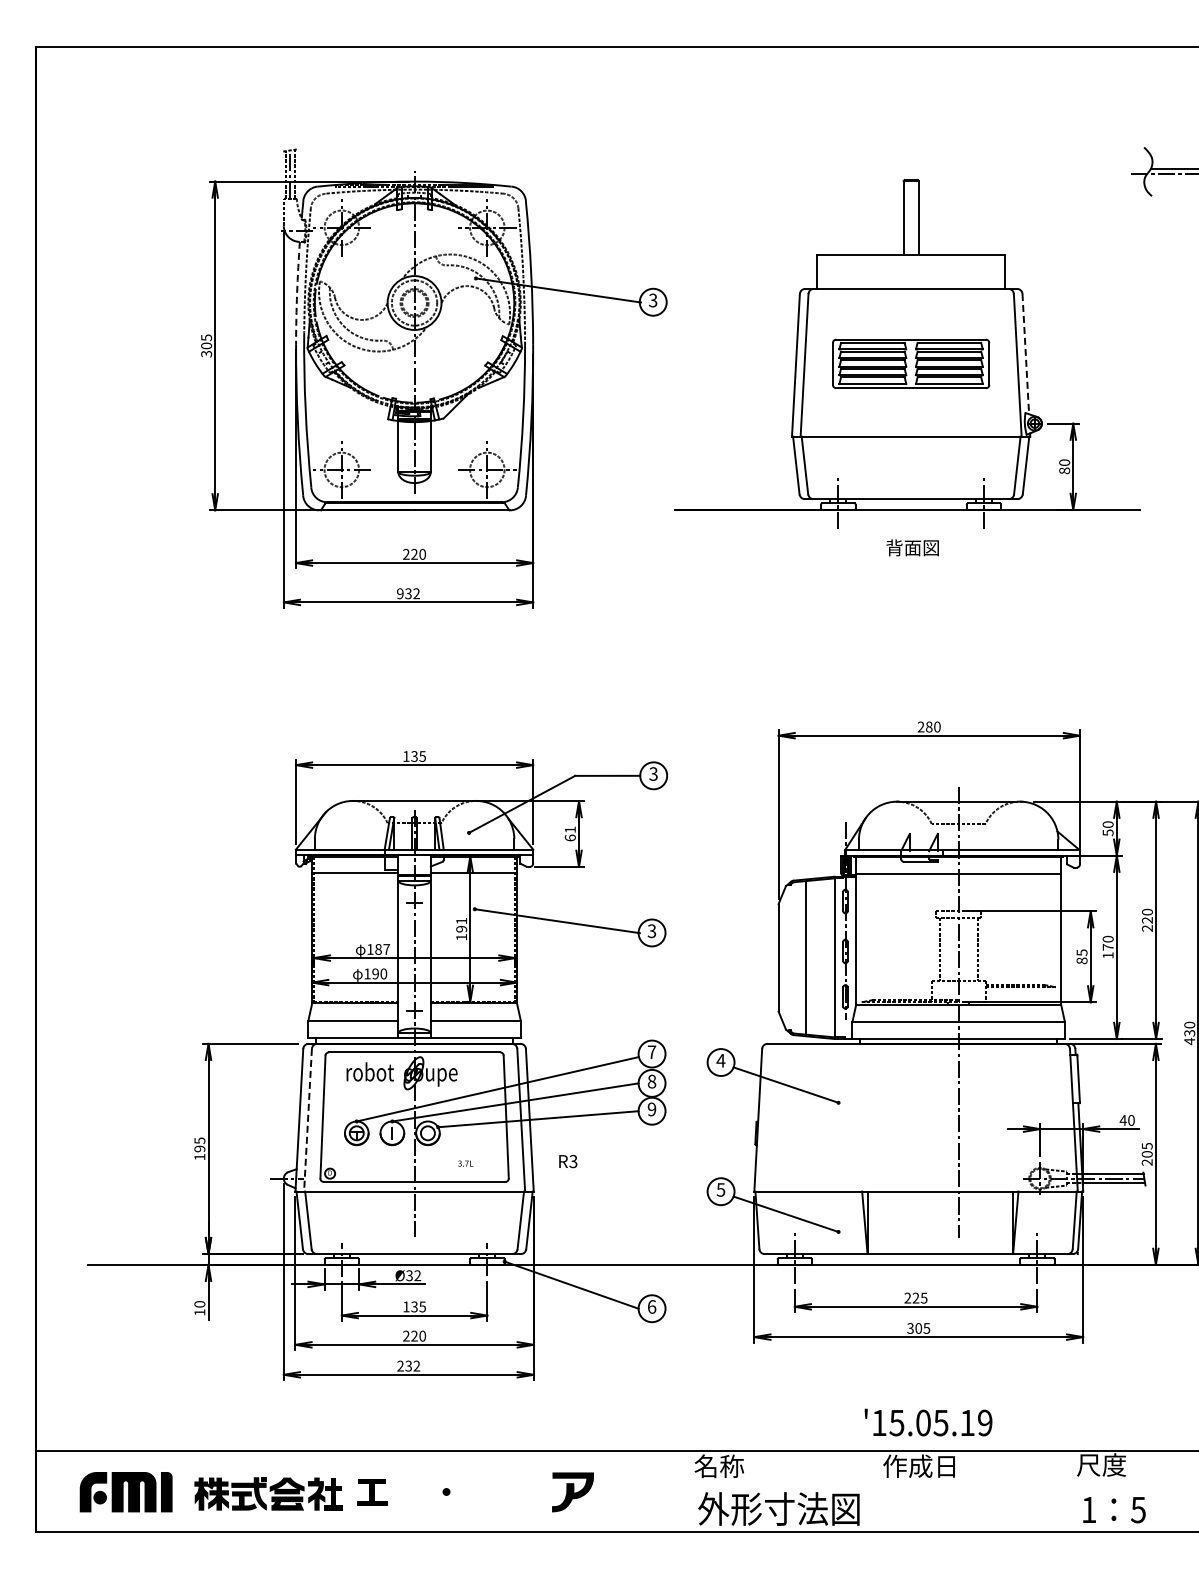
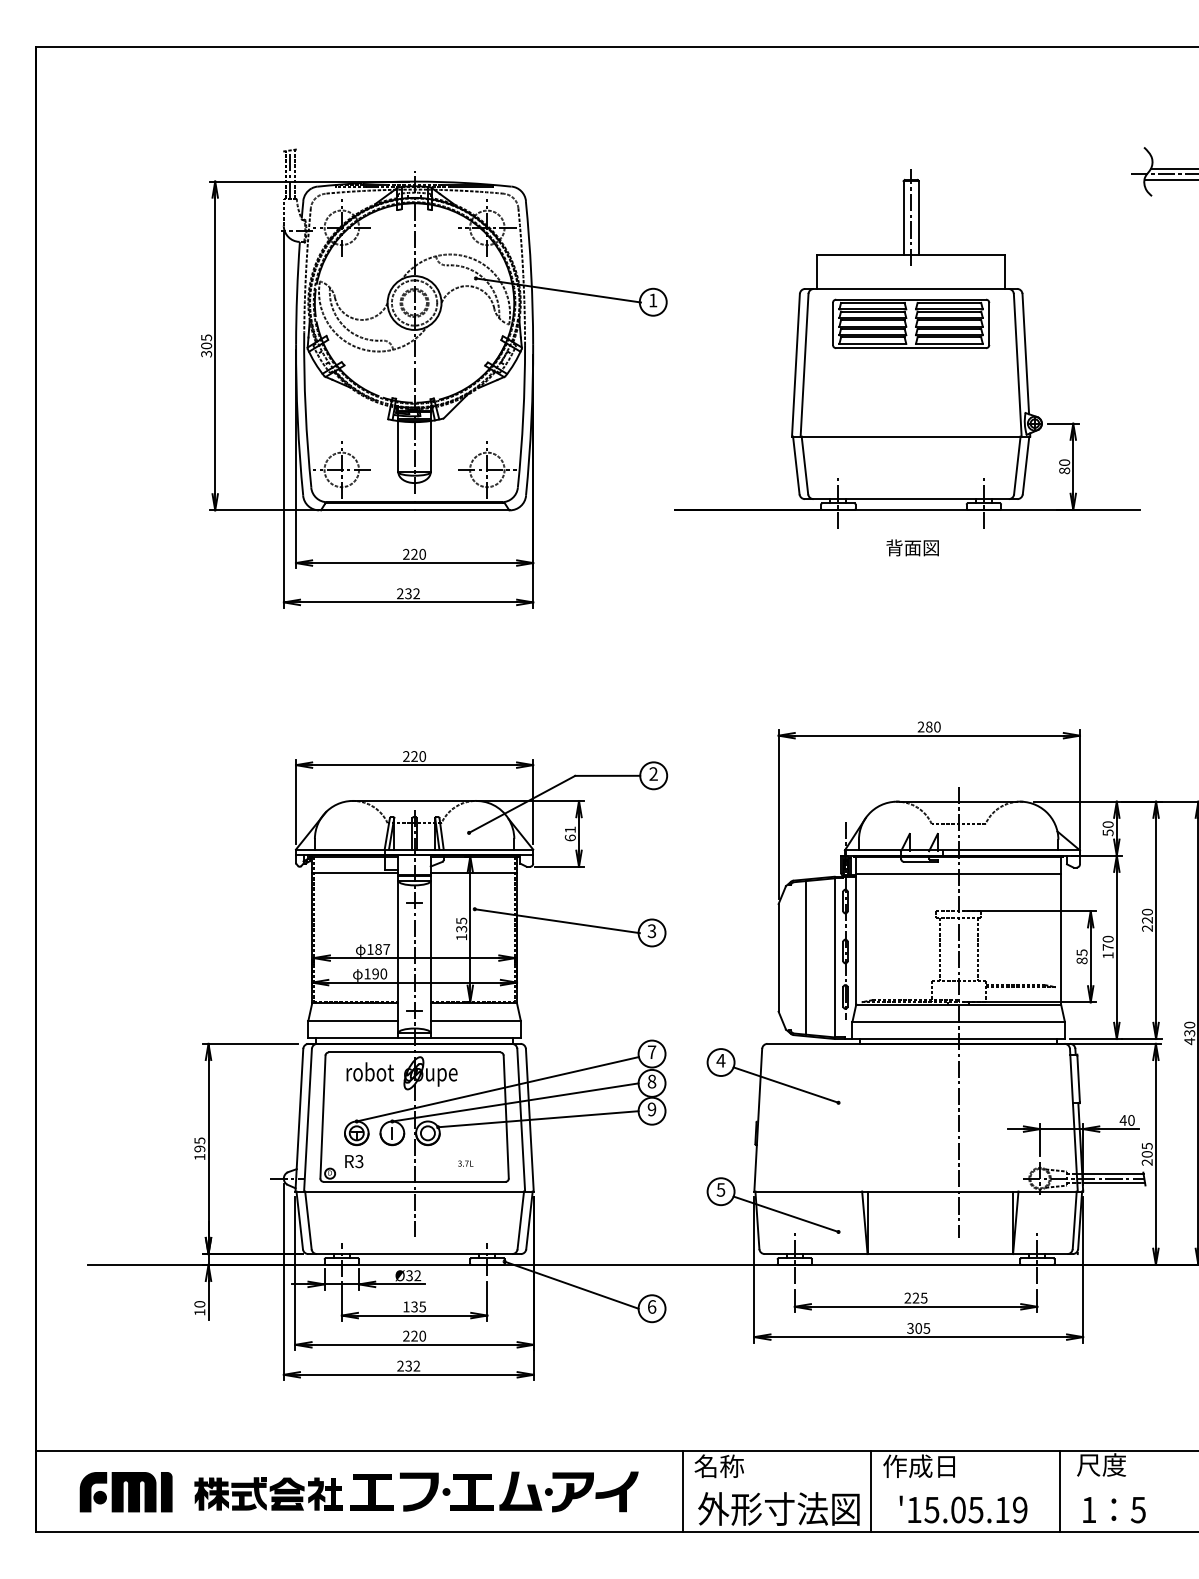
line: none -> present (1169, 179)
line: none -> present (911, 216)
arc: dashed -> solid (297, 293)
text: 3 -> 1 (652, 300)
line: dashed -> solid (1025, 354)
part position: (911, 363) -> (911, 323) (911, 323)
text: 932 -> 232 (400, 594)
text: 135 -> 220 (414, 756)
text: 3 -> 2 (653, 773)
text: 191 -> 135 (461, 924)
line: dashed -> solid (307, 1120)
text position: (568, 1161) -> (354, 1161) (354, 1161)
text position: (928, 1422) -> (963, 1509) (963, 1509)
line: none -> present (682, 1490)
line: none -> present (871, 1490)
line: none -> present (1060, 1490)
fill: none -> present (418, 1491)
part: none -> present (507, 1491)
fill: none -> present (616, 1491)
part size: 31x27 px -> 44x37 px (371, 1492)
